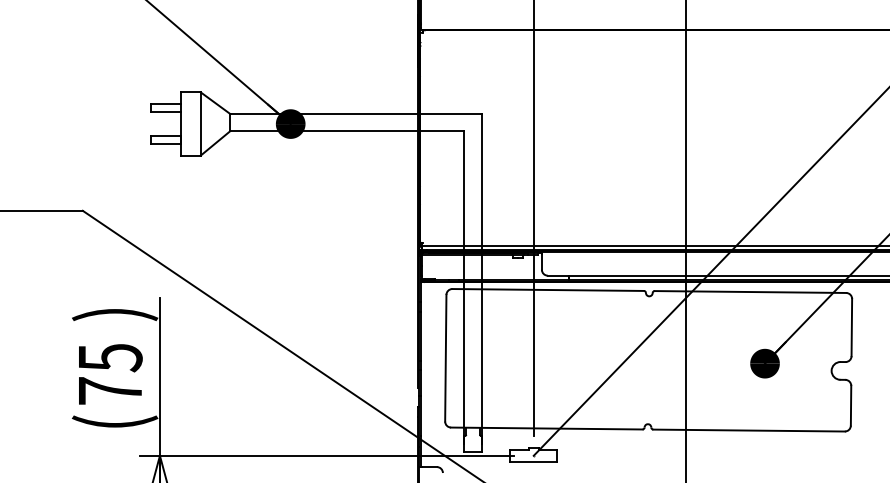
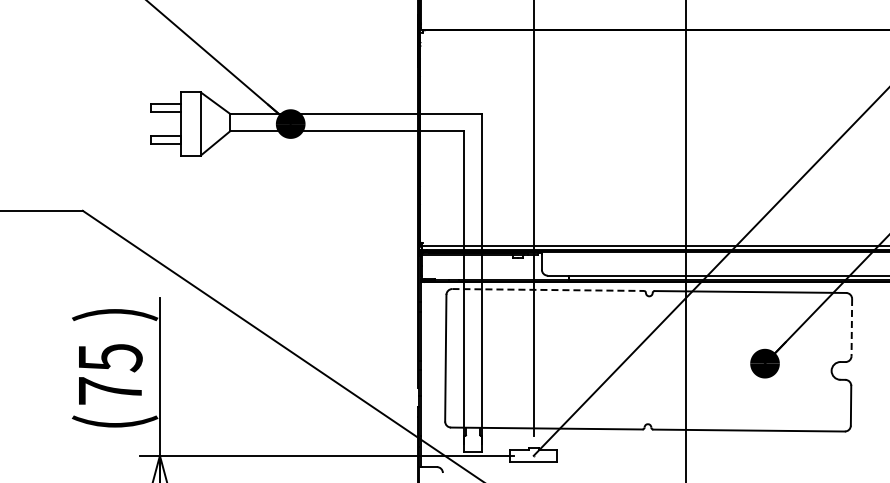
line: solid -> dashed (548, 289)
line: solid -> dashed (851, 327)
